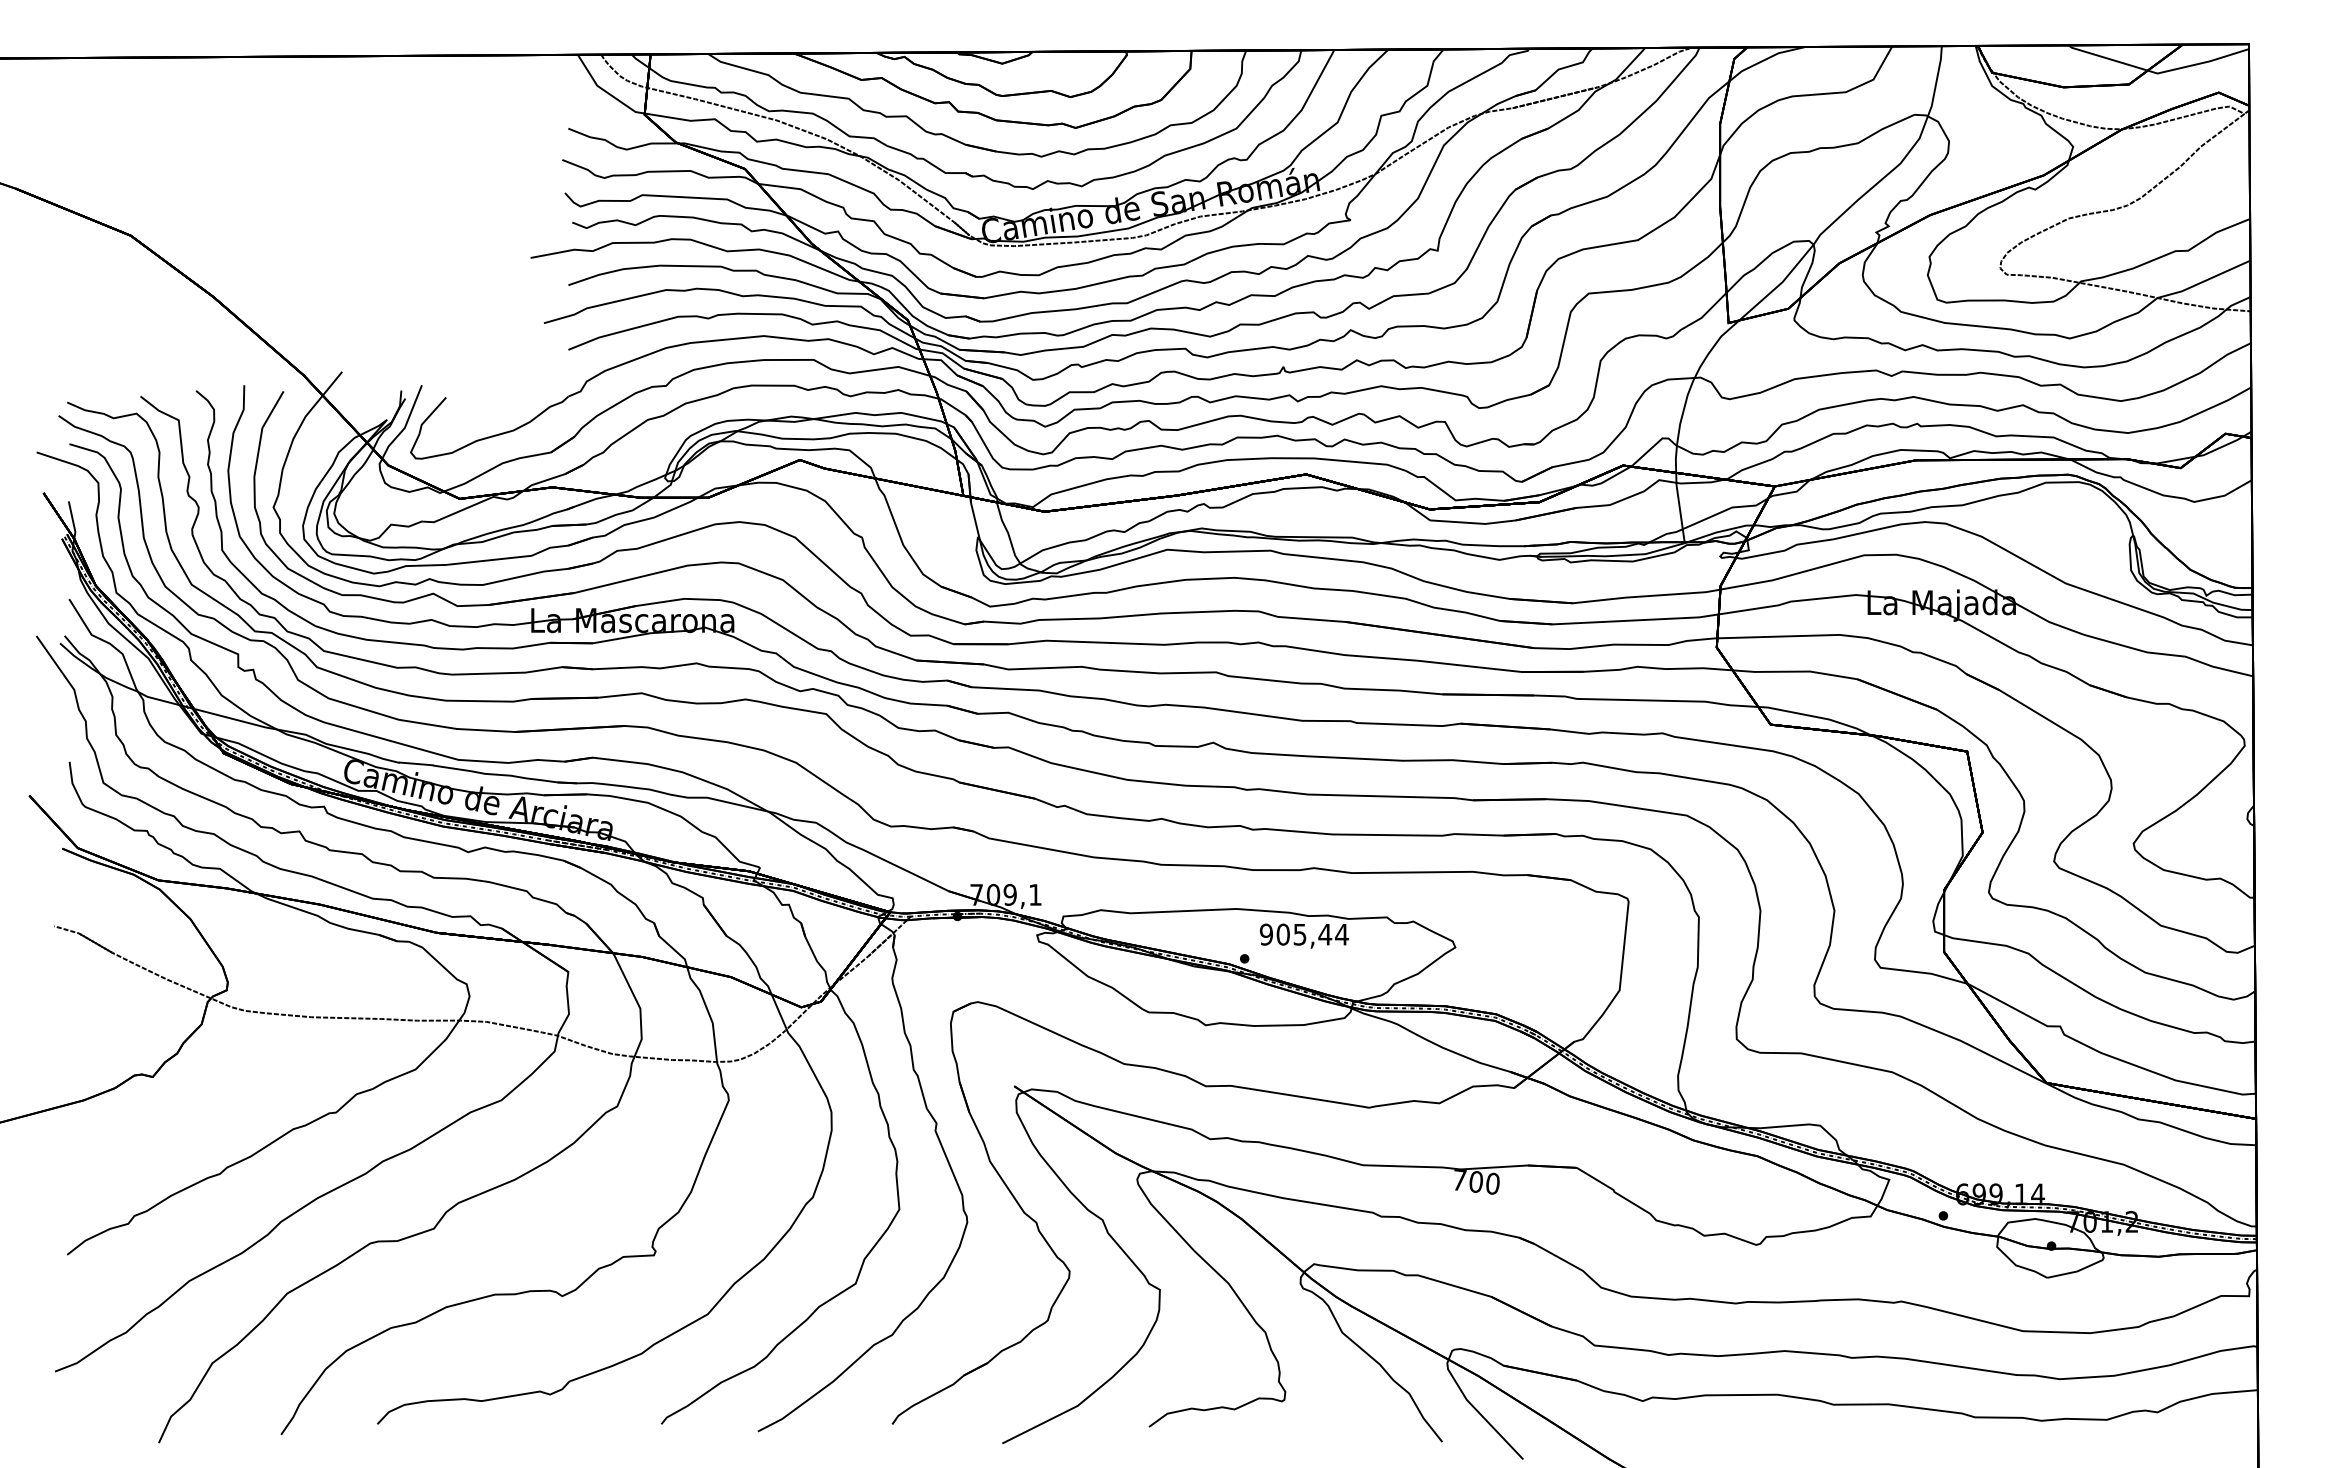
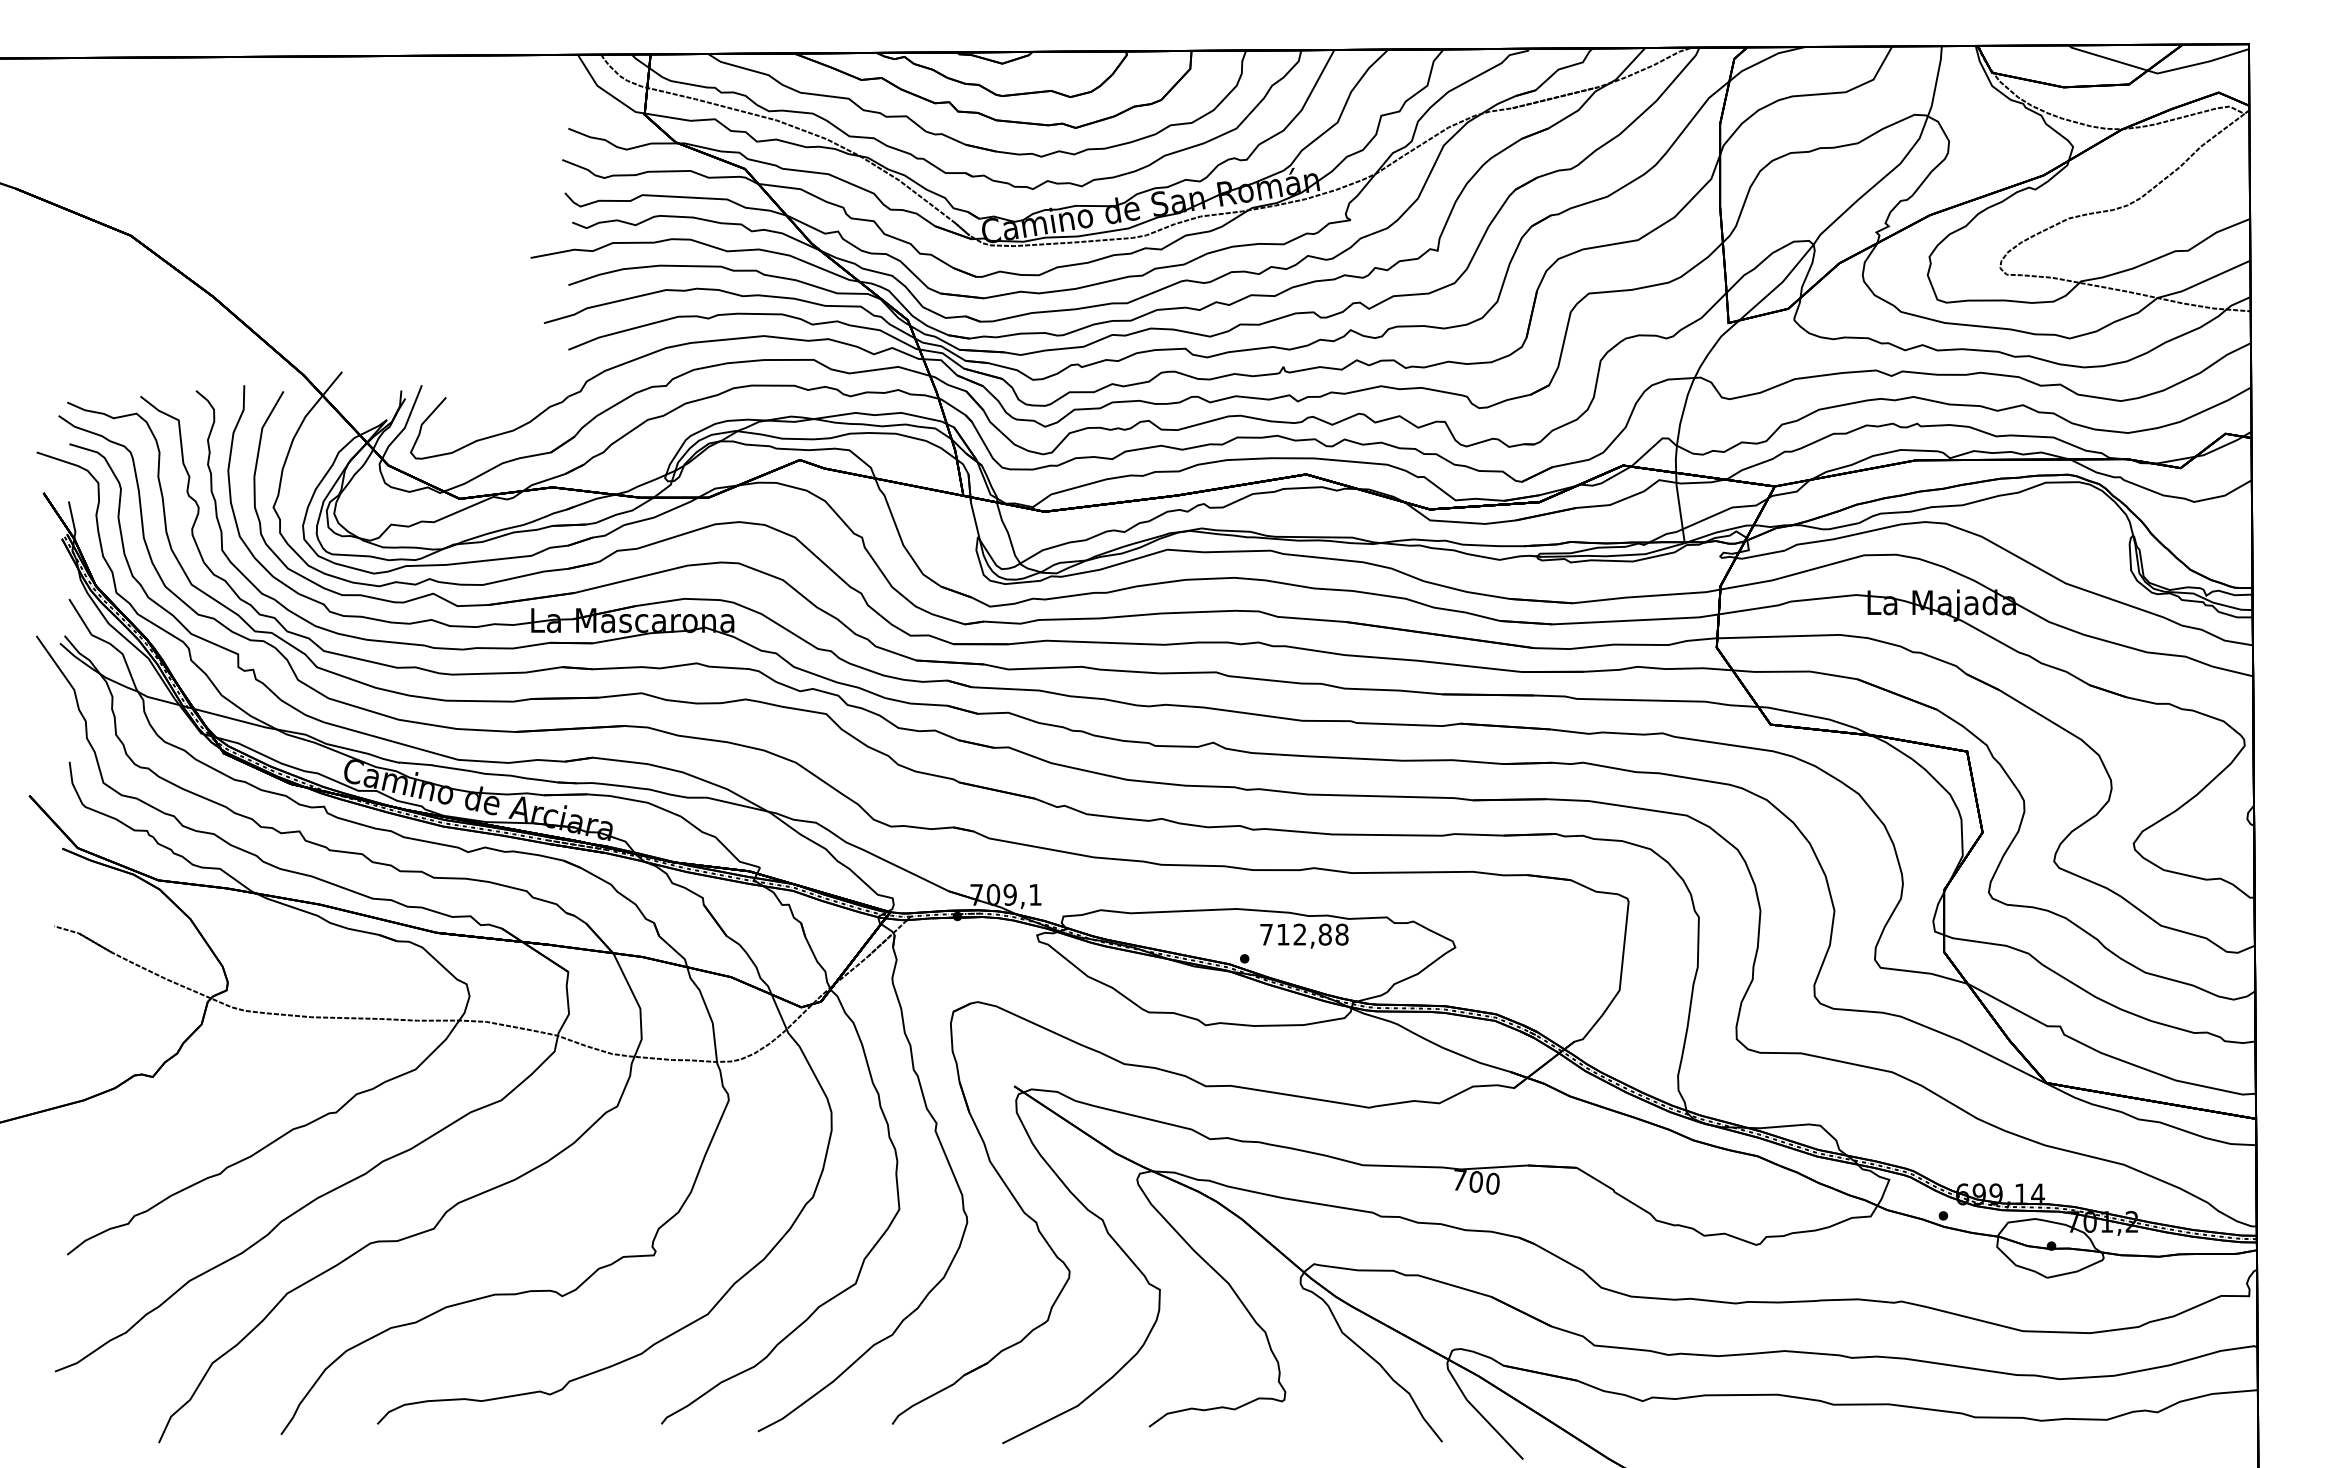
text: 905,44 -> 712,88 (1303, 934)
